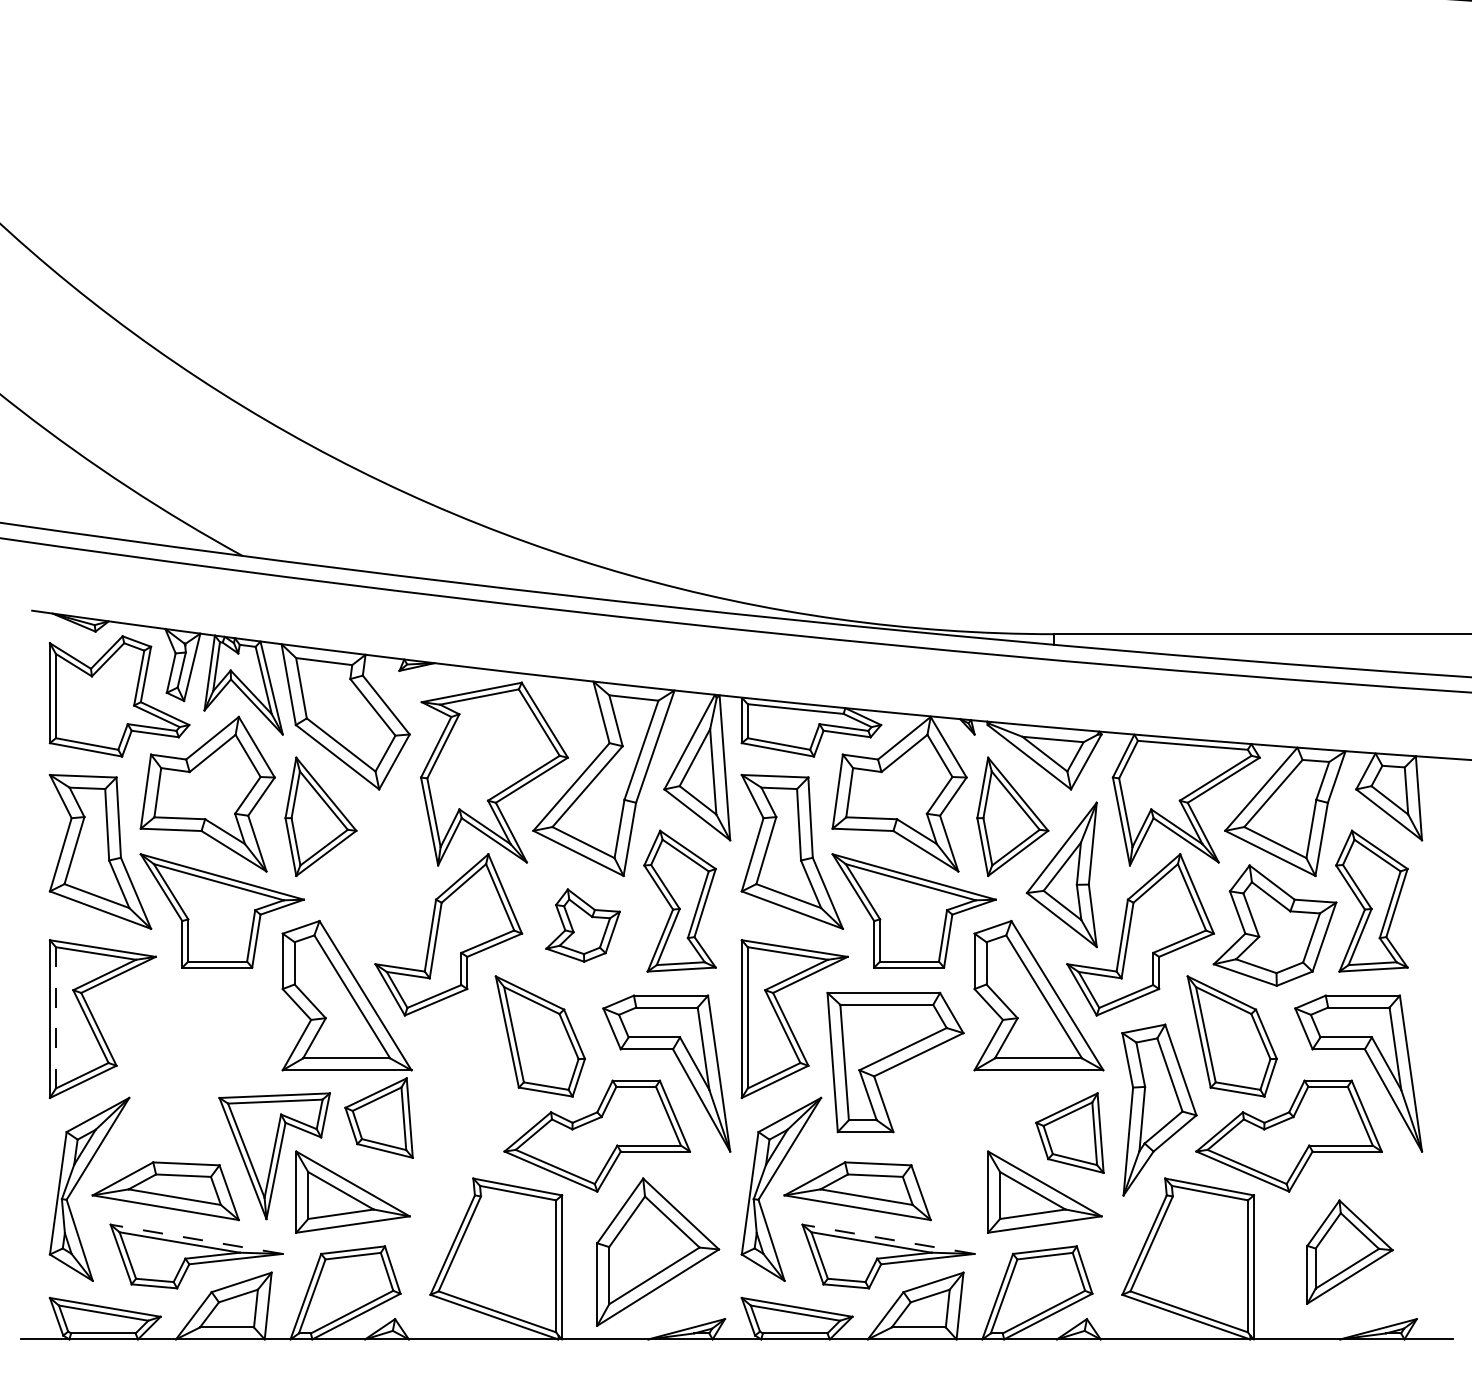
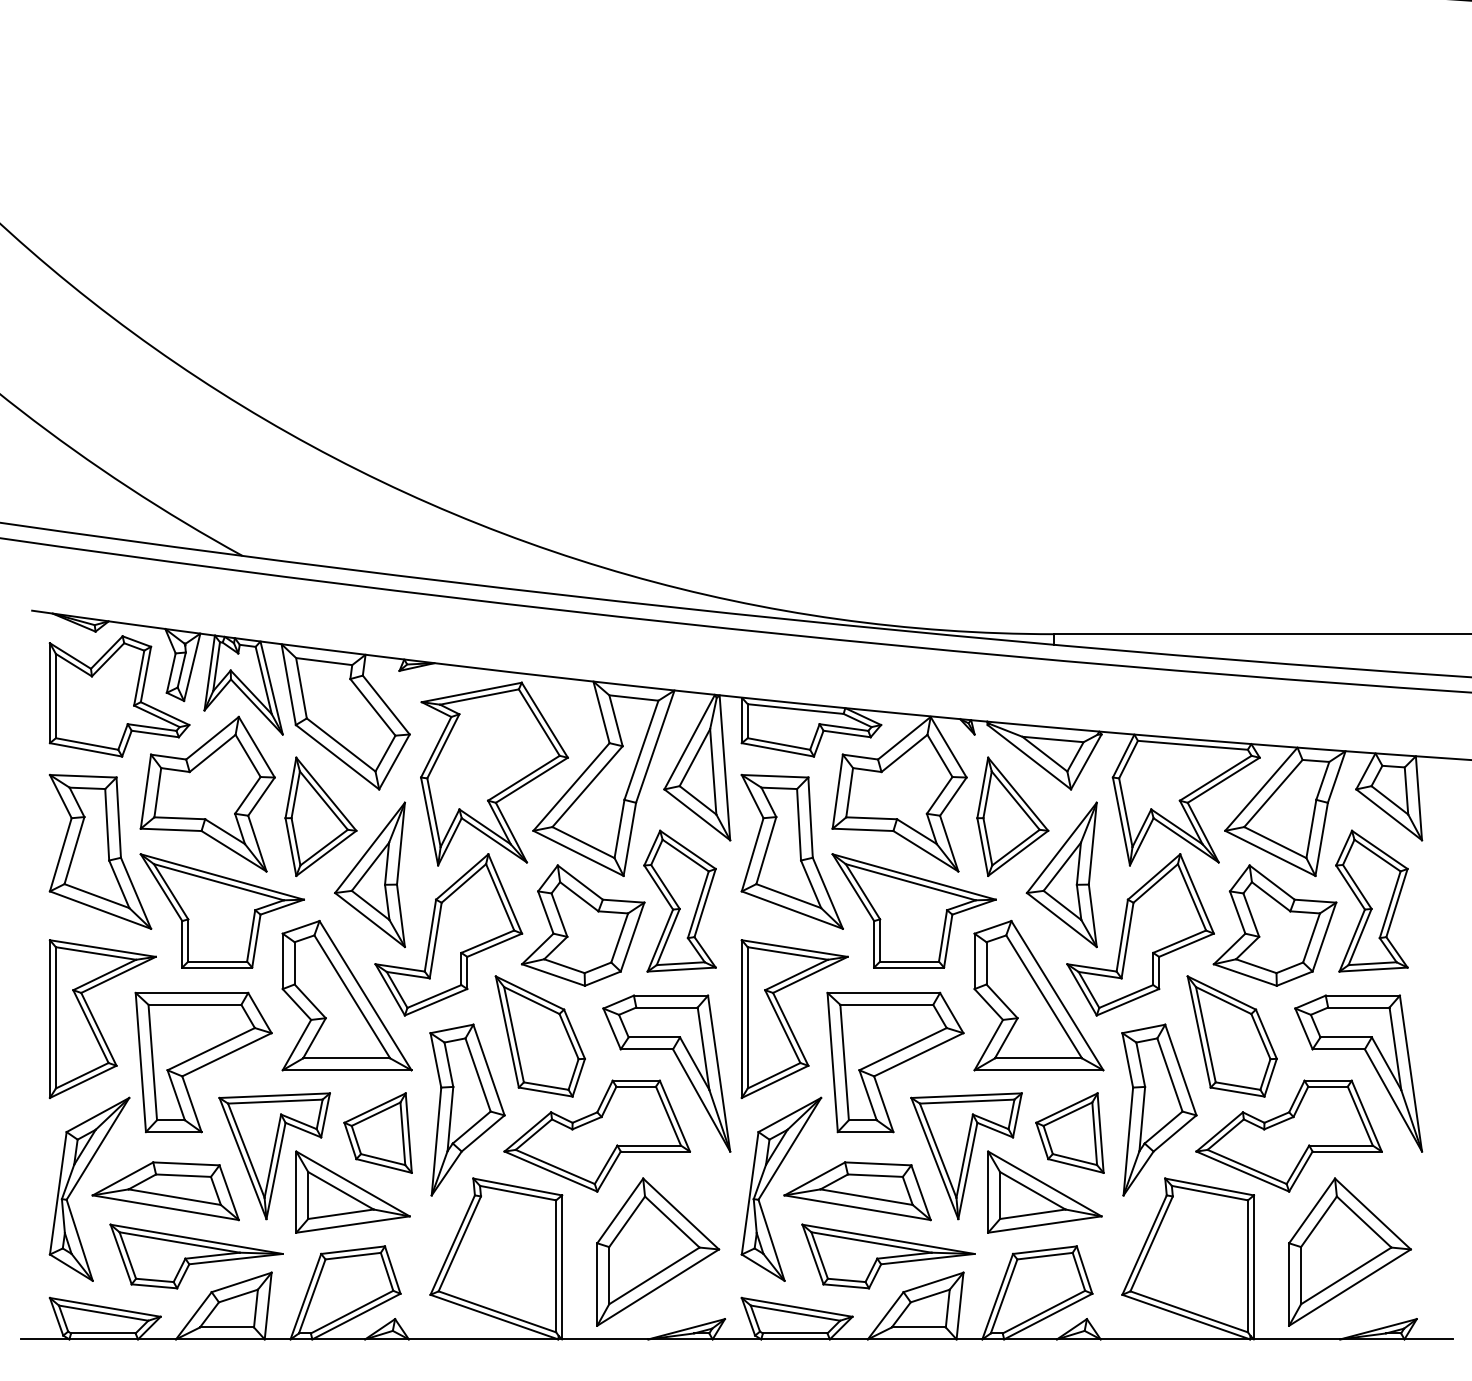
part: none -> present (369, 874)
part size: 76x75 px -> 126x123 px (582, 925)
line: dashed -> solid (55, 1017)
part: none -> present (203, 1062)
part: none -> present (467, 1109)
part position: (378, 1117) -> (377, 1132) (377, 1132)
part: none -> present (966, 1156)
line: dashed -> solid (196, 1239)
line: dashed -> solid (888, 1239)
part size: 88x106 px -> 124x150 px (1349, 1251)
